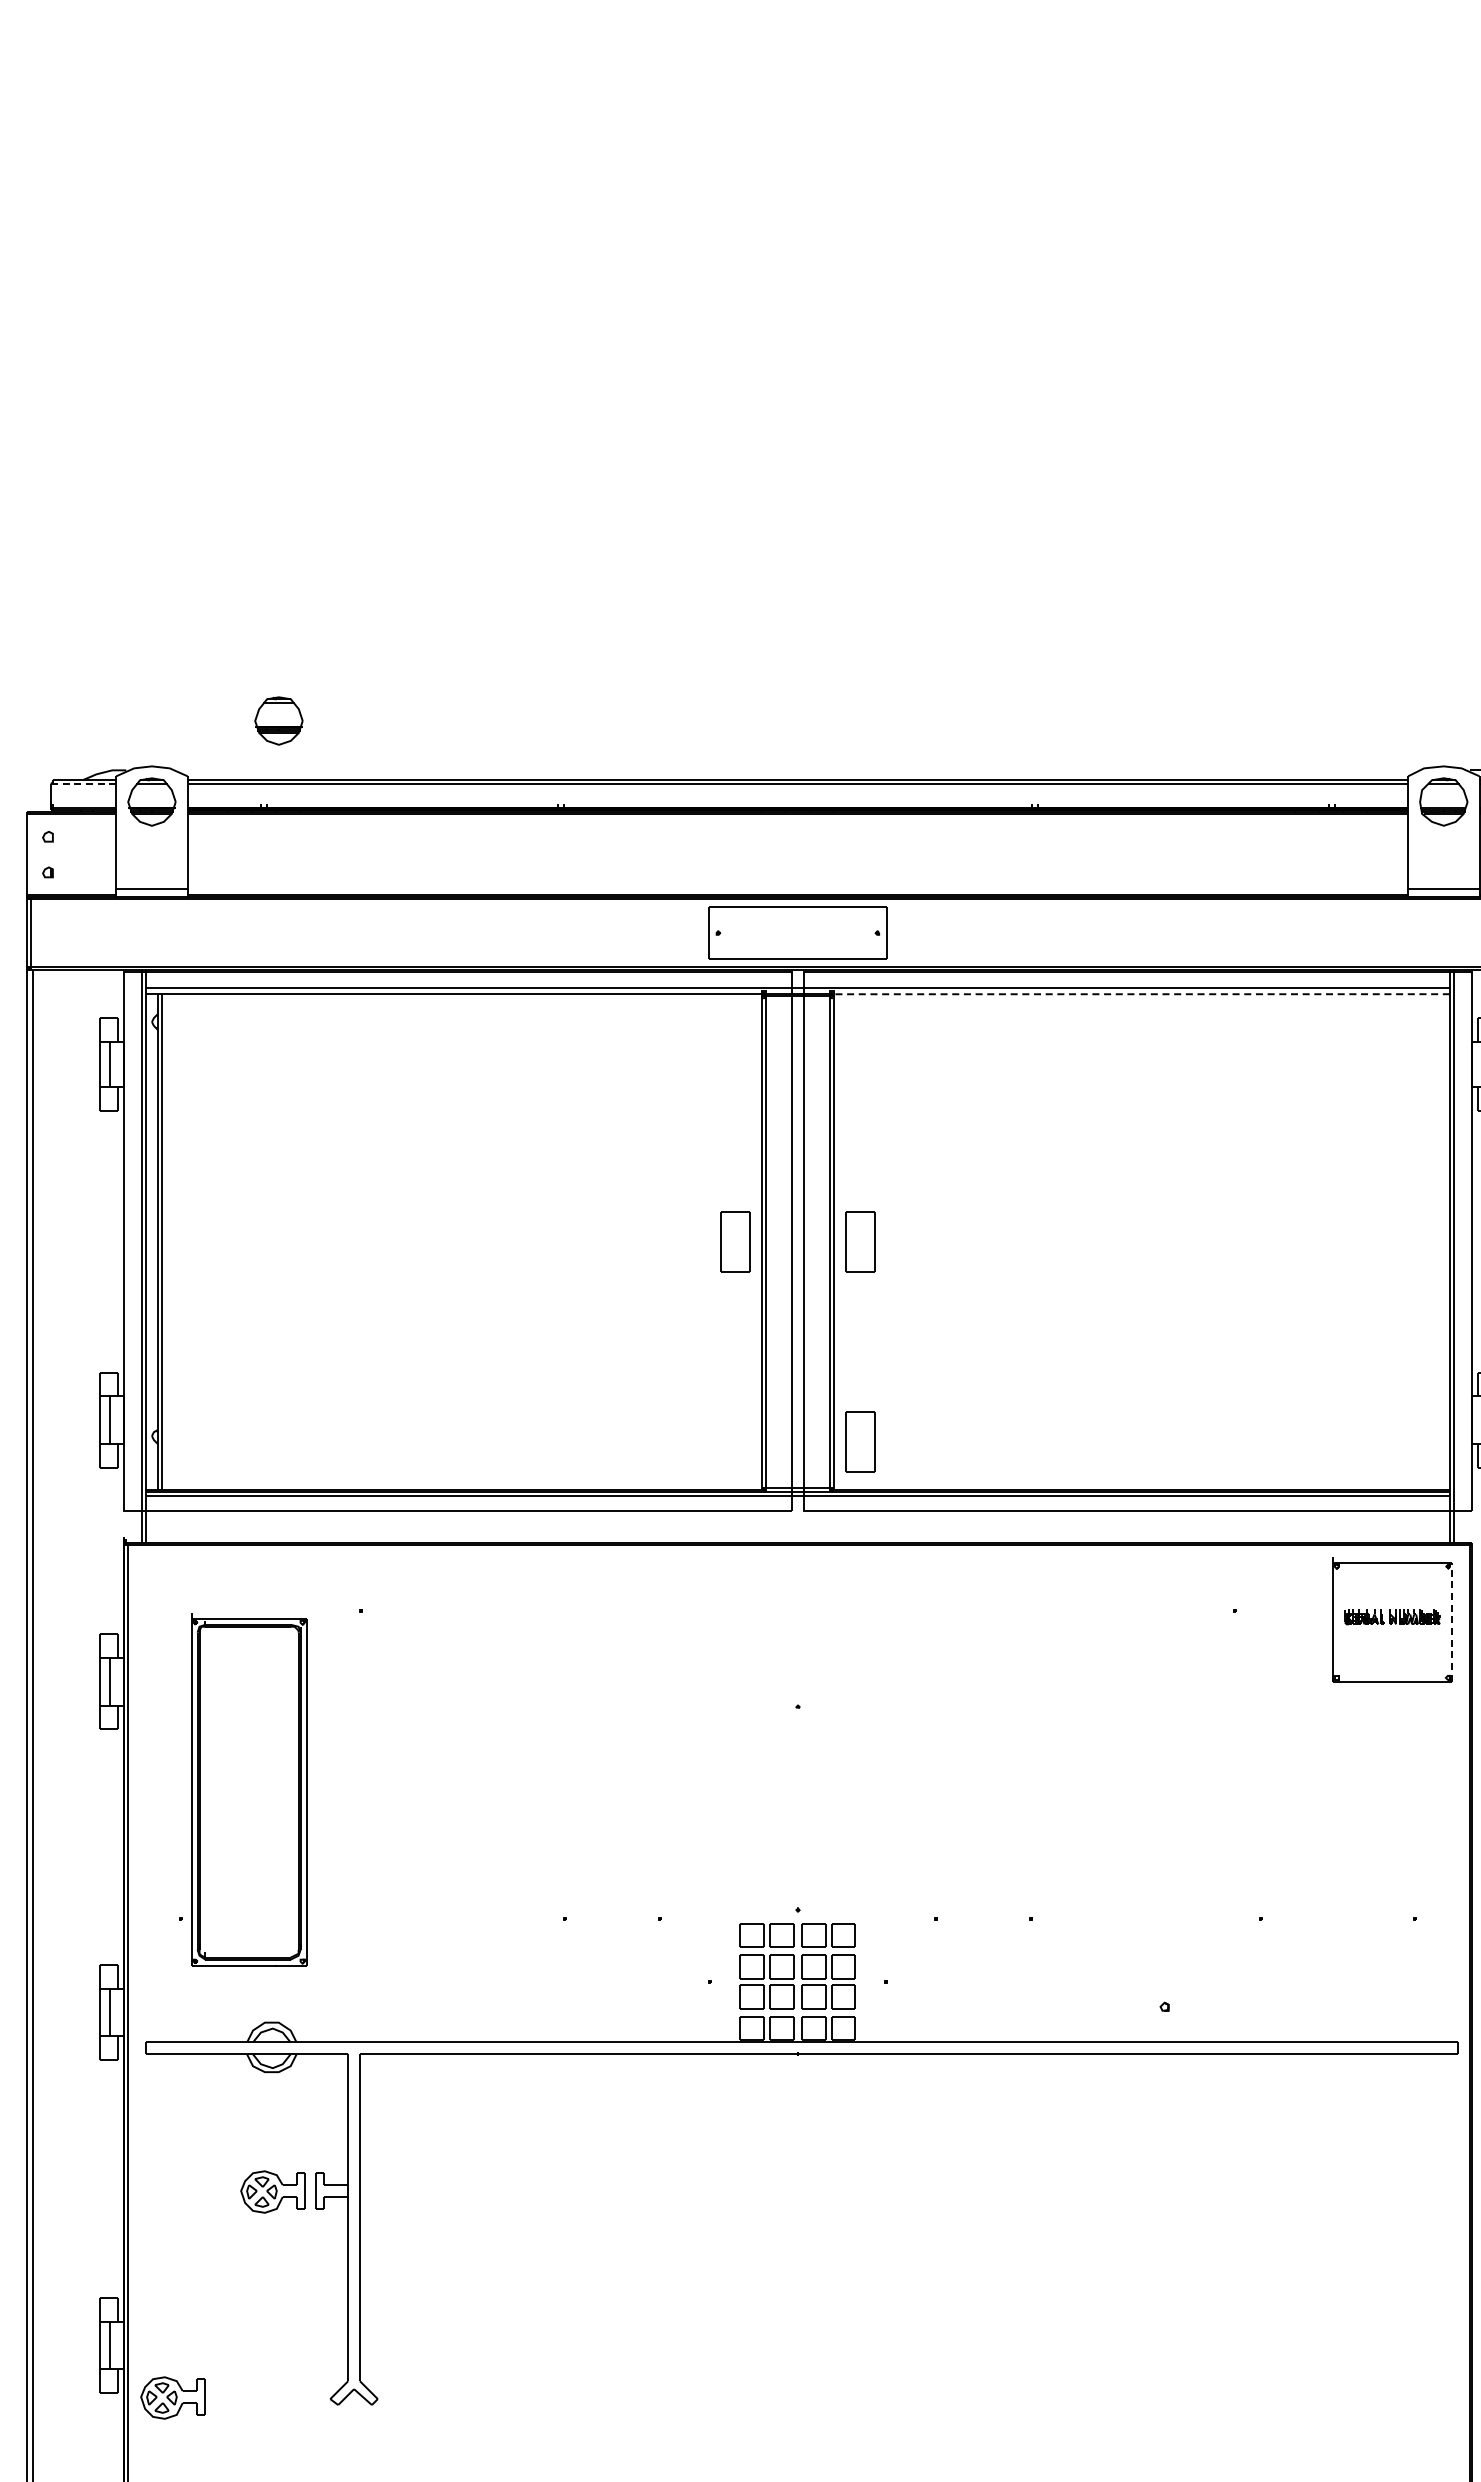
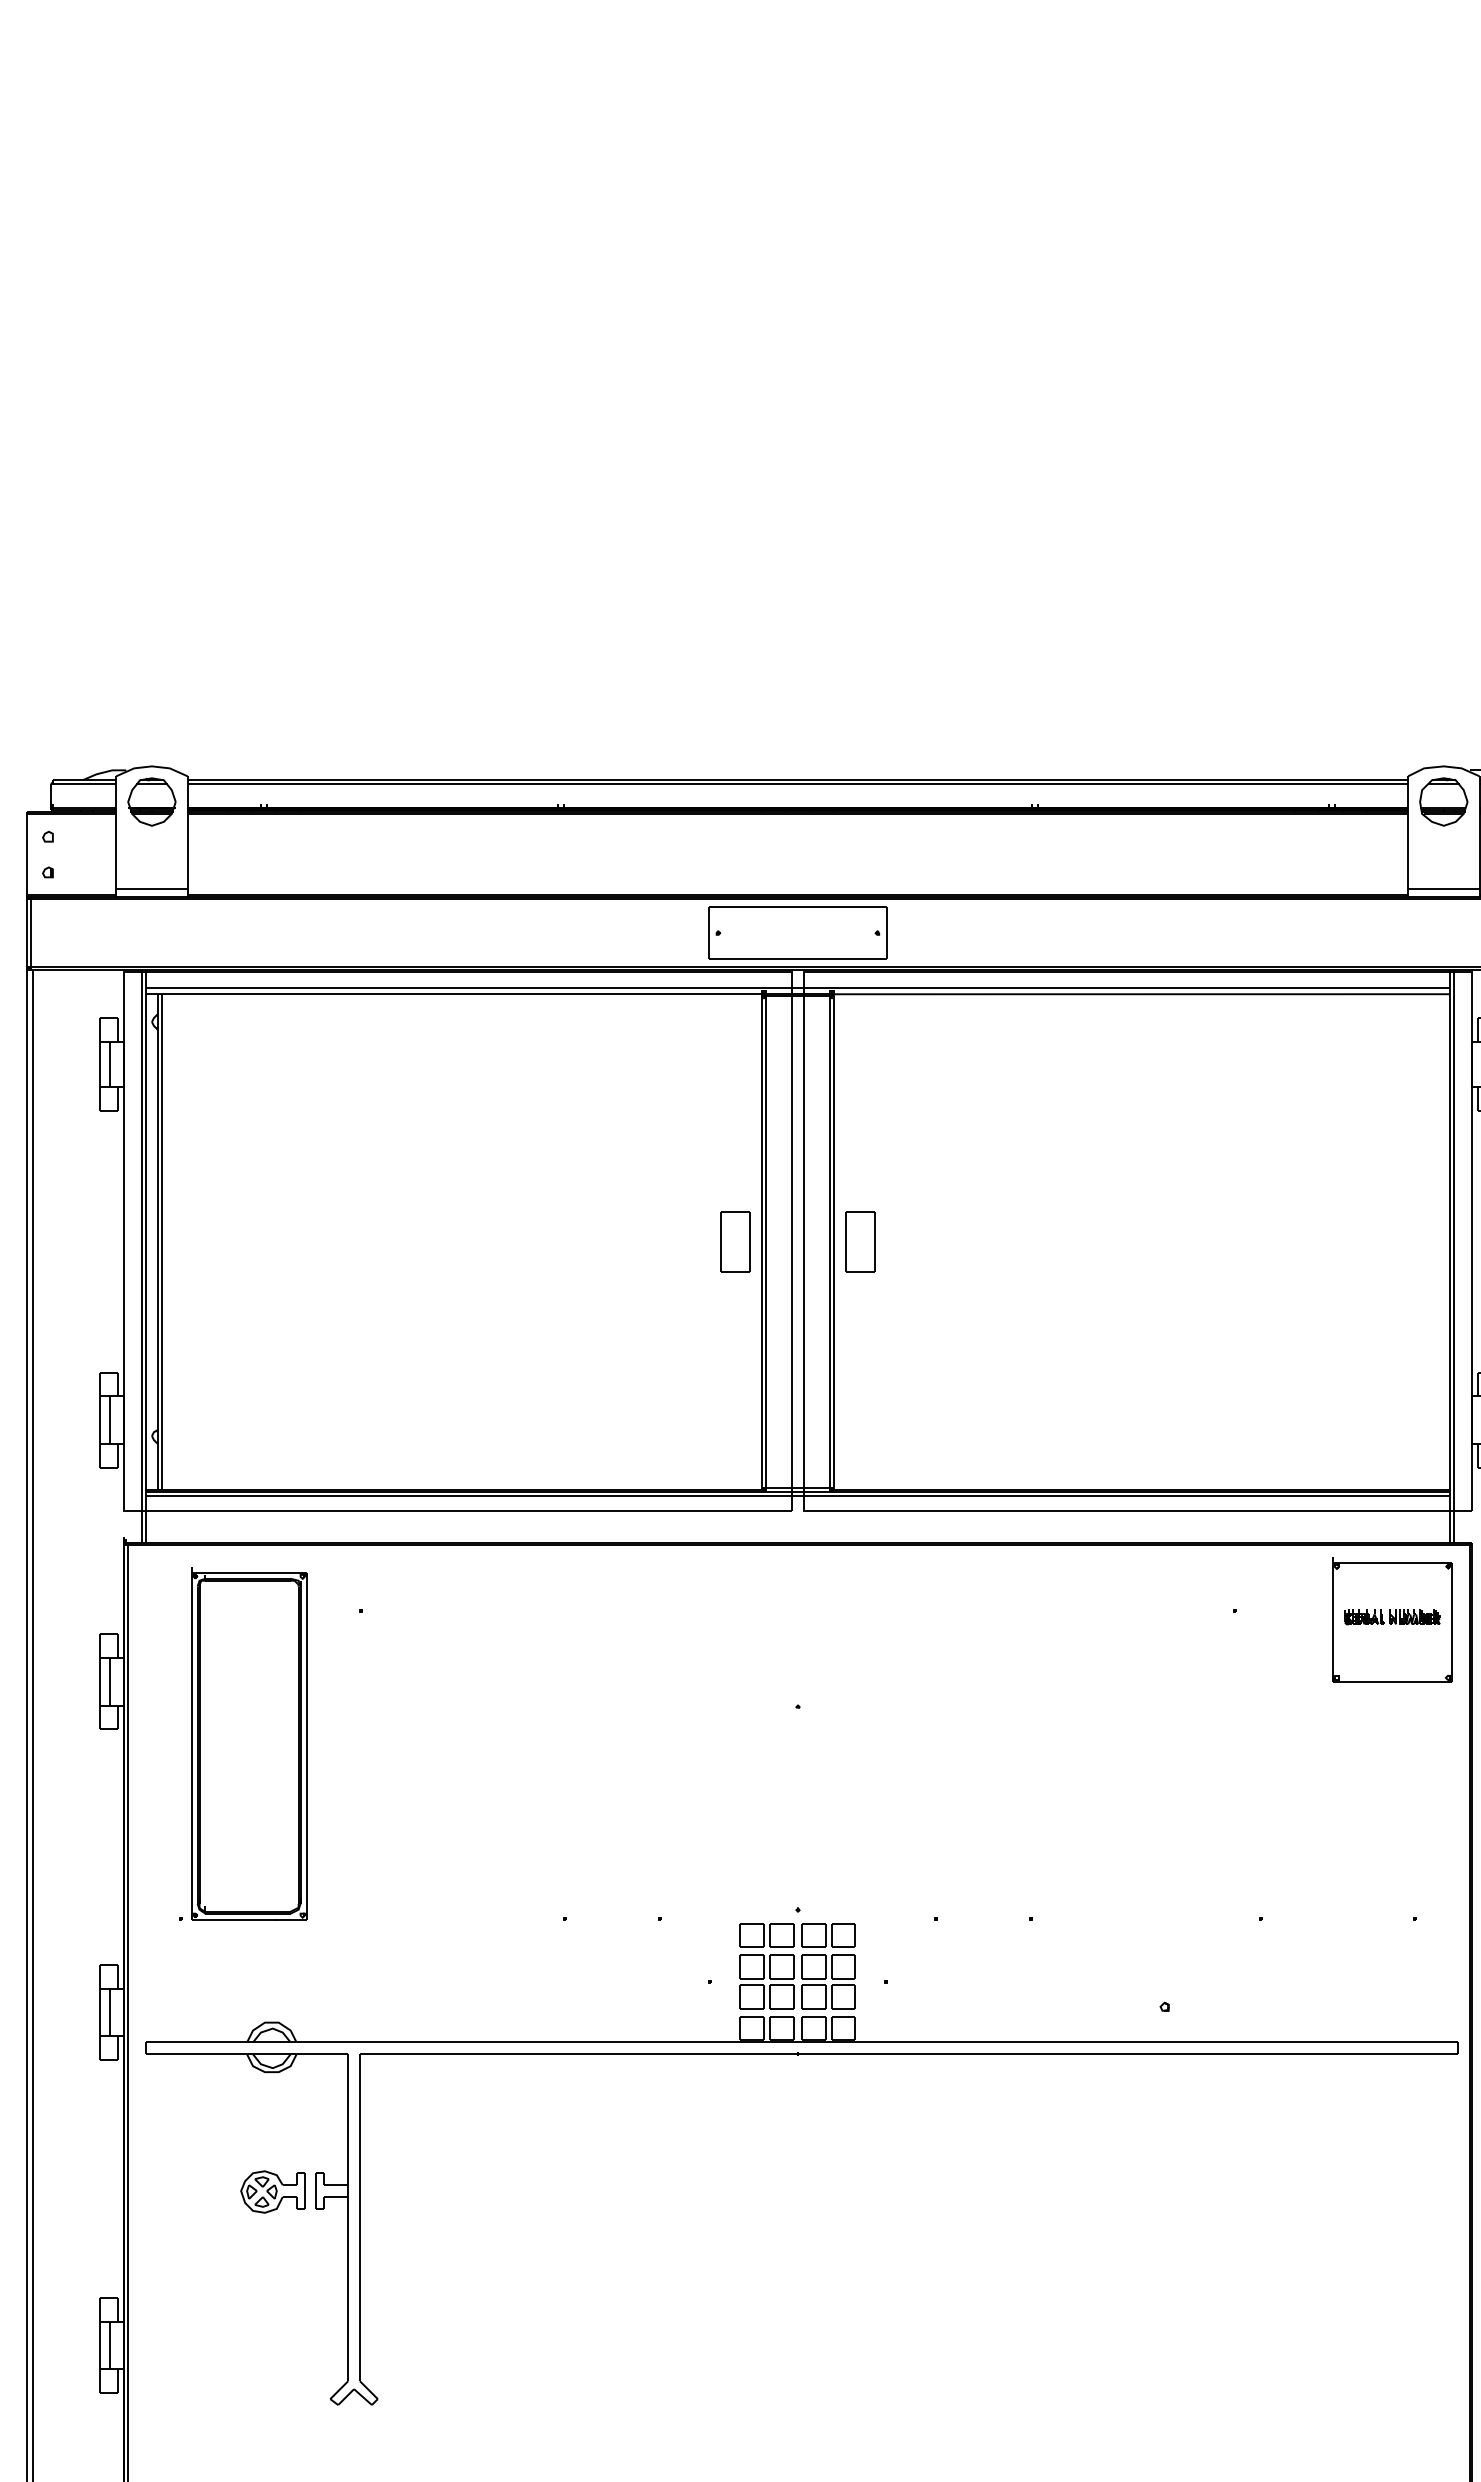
part: present -> none (278, 720)
line: dashed -> solid (84, 784)
line: dashed -> solid (1140, 994)
part: present -> none (860, 1441)
line: dashed -> solid (1451, 1621)
part position: (249, 1789) -> (249, 1743) (249, 1743)
part: present -> none (172, 2397)
